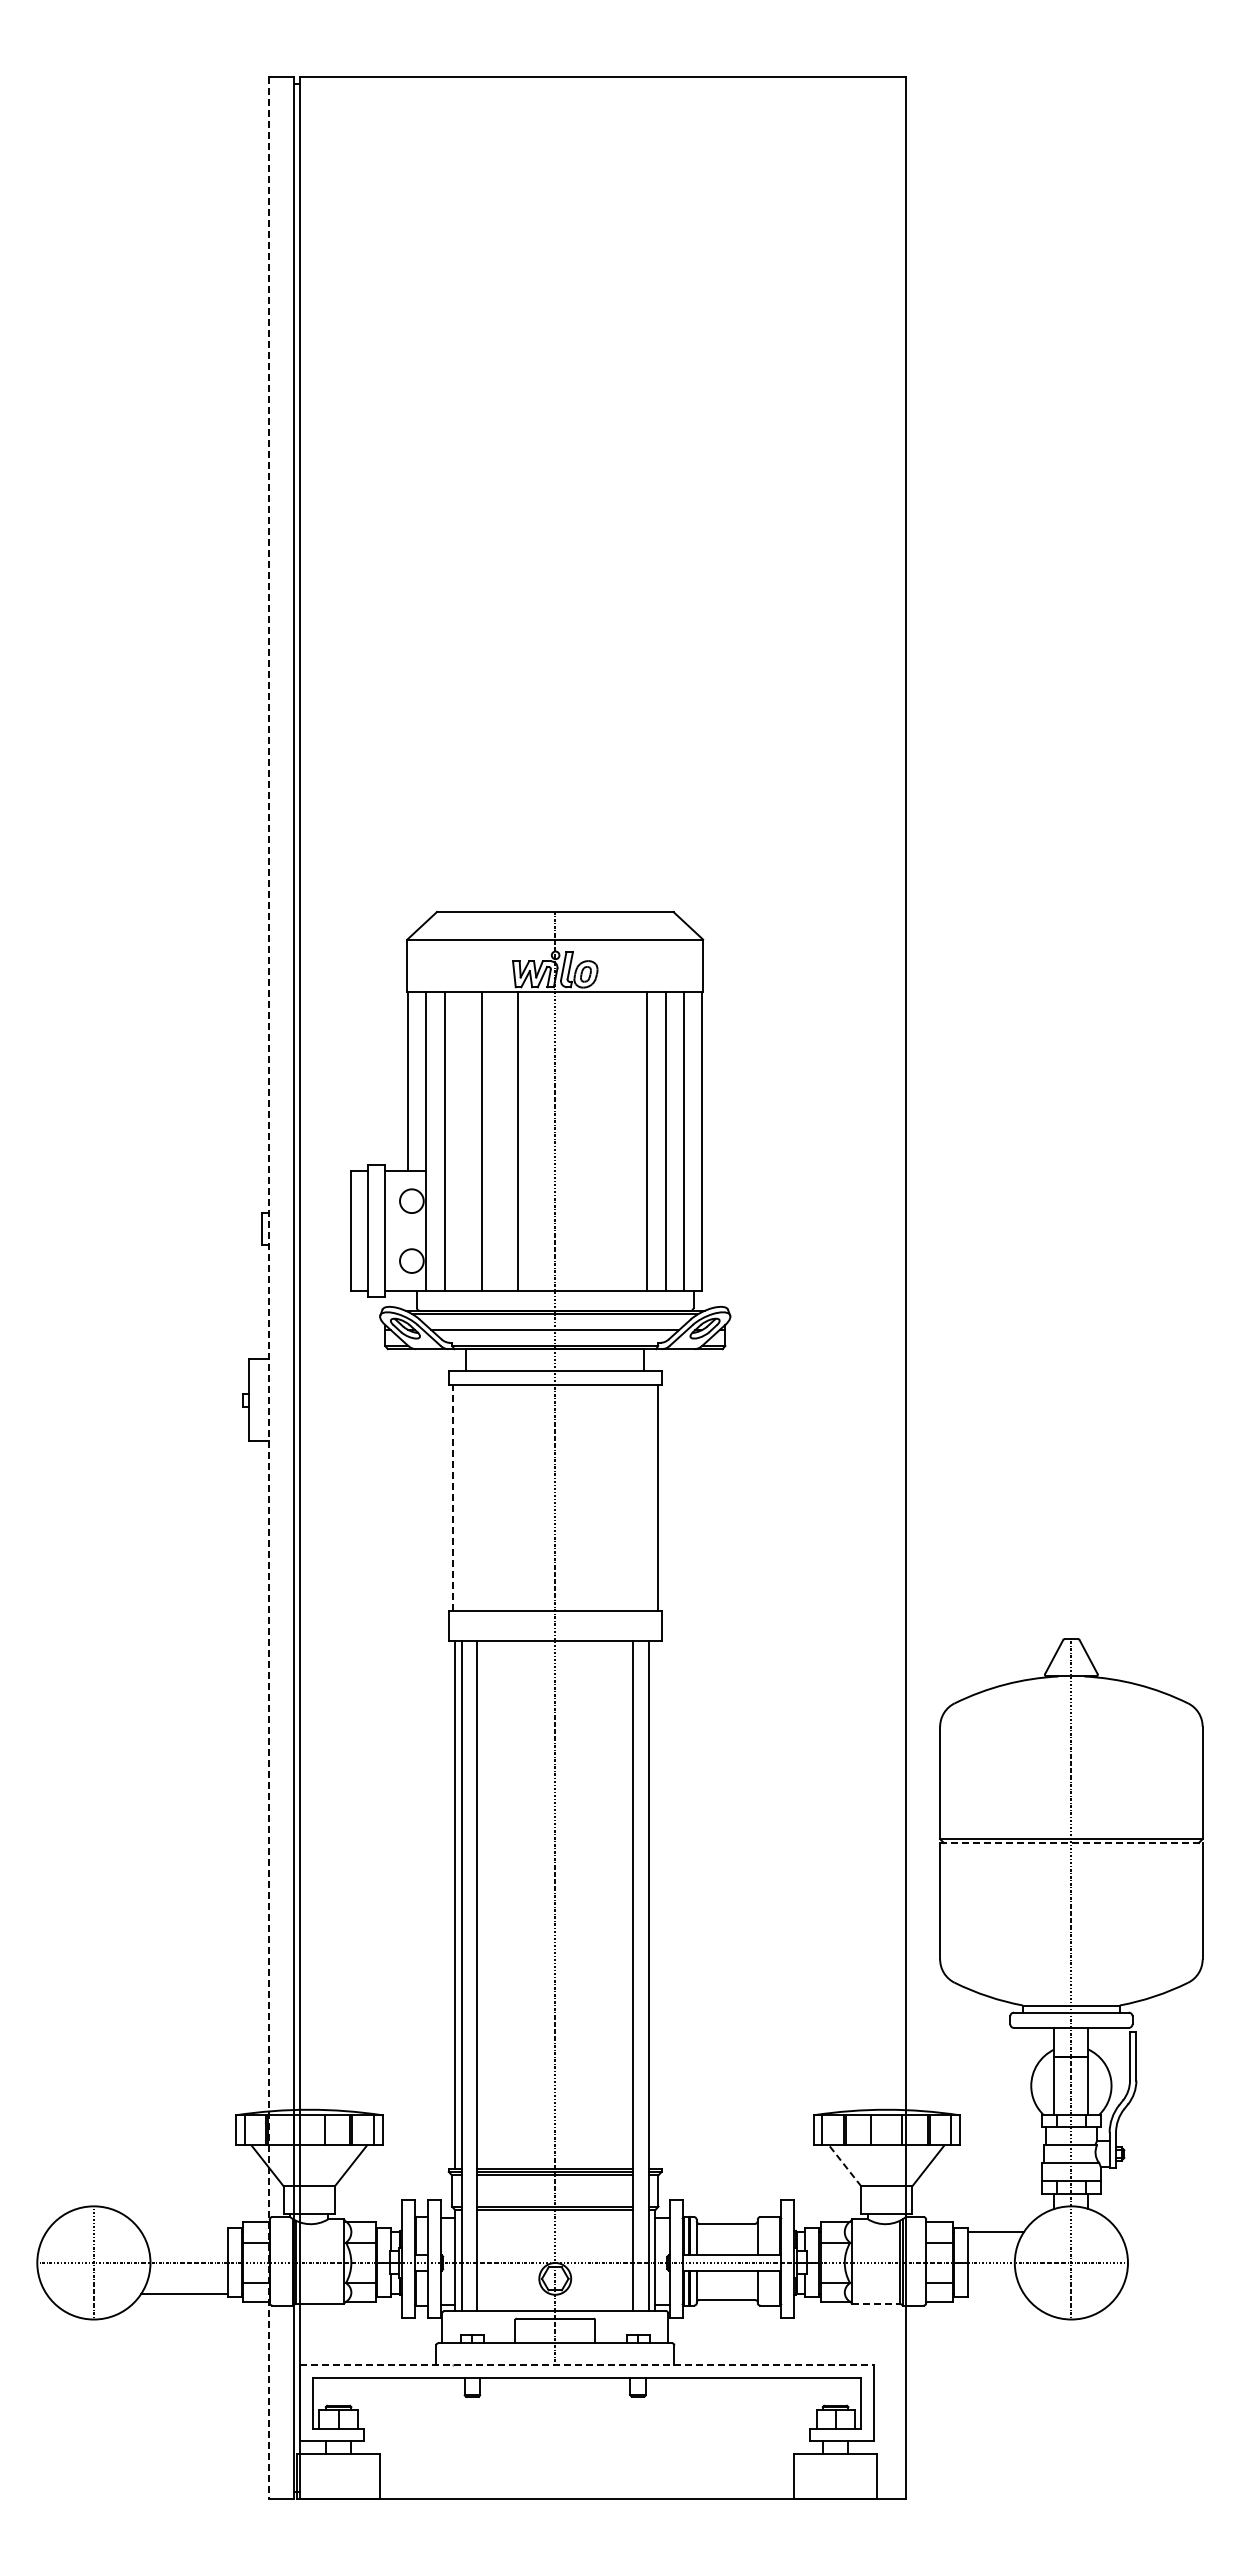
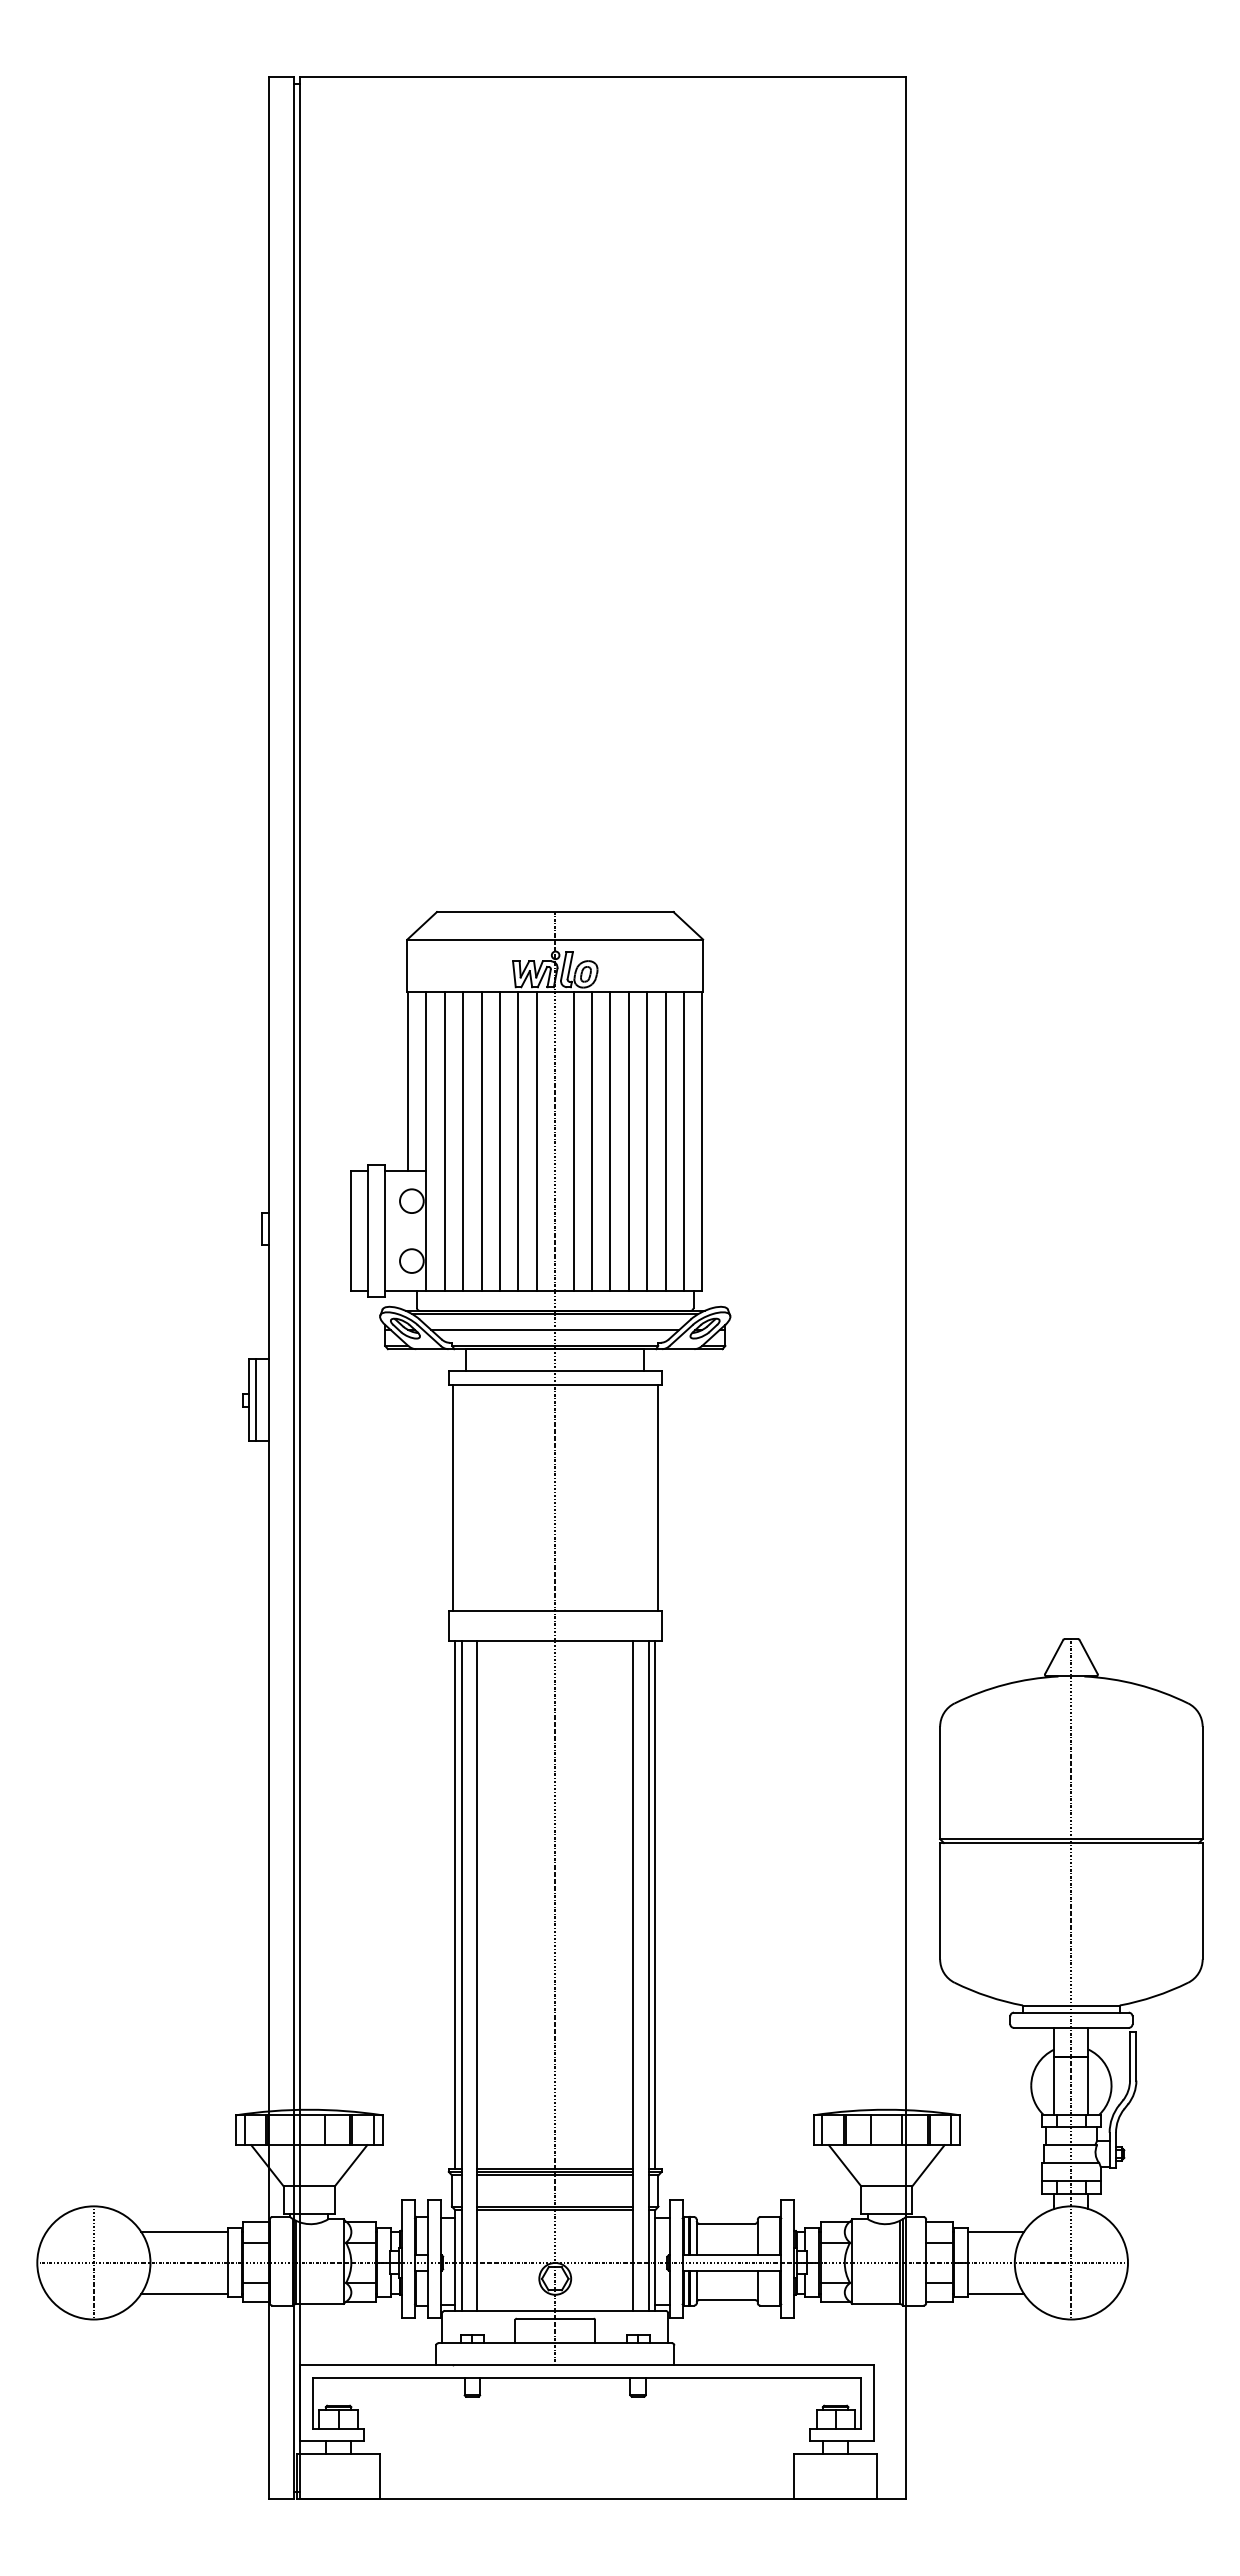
line: none -> present (463, 1141)
line: none -> present (500, 1141)
line: none -> present (536, 1141)
line: none -> present (573, 1141)
line: none -> present (592, 1141)
line: none -> present (610, 1141)
line: none -> present (628, 1141)
line: dashed -> solid (268, 1288)
line: none -> present (255, 1399)
line: dashed -> solid (452, 1498)
line: dashed -> solid (1071, 1843)
line: none -> present (655, 1904)
line: dashed -> solid (844, 2165)
line: none -> present (184, 2232)
line: none -> present (995, 2293)
line: dashed -> solid (876, 2303)
line: dashed -> solid (587, 2364)
